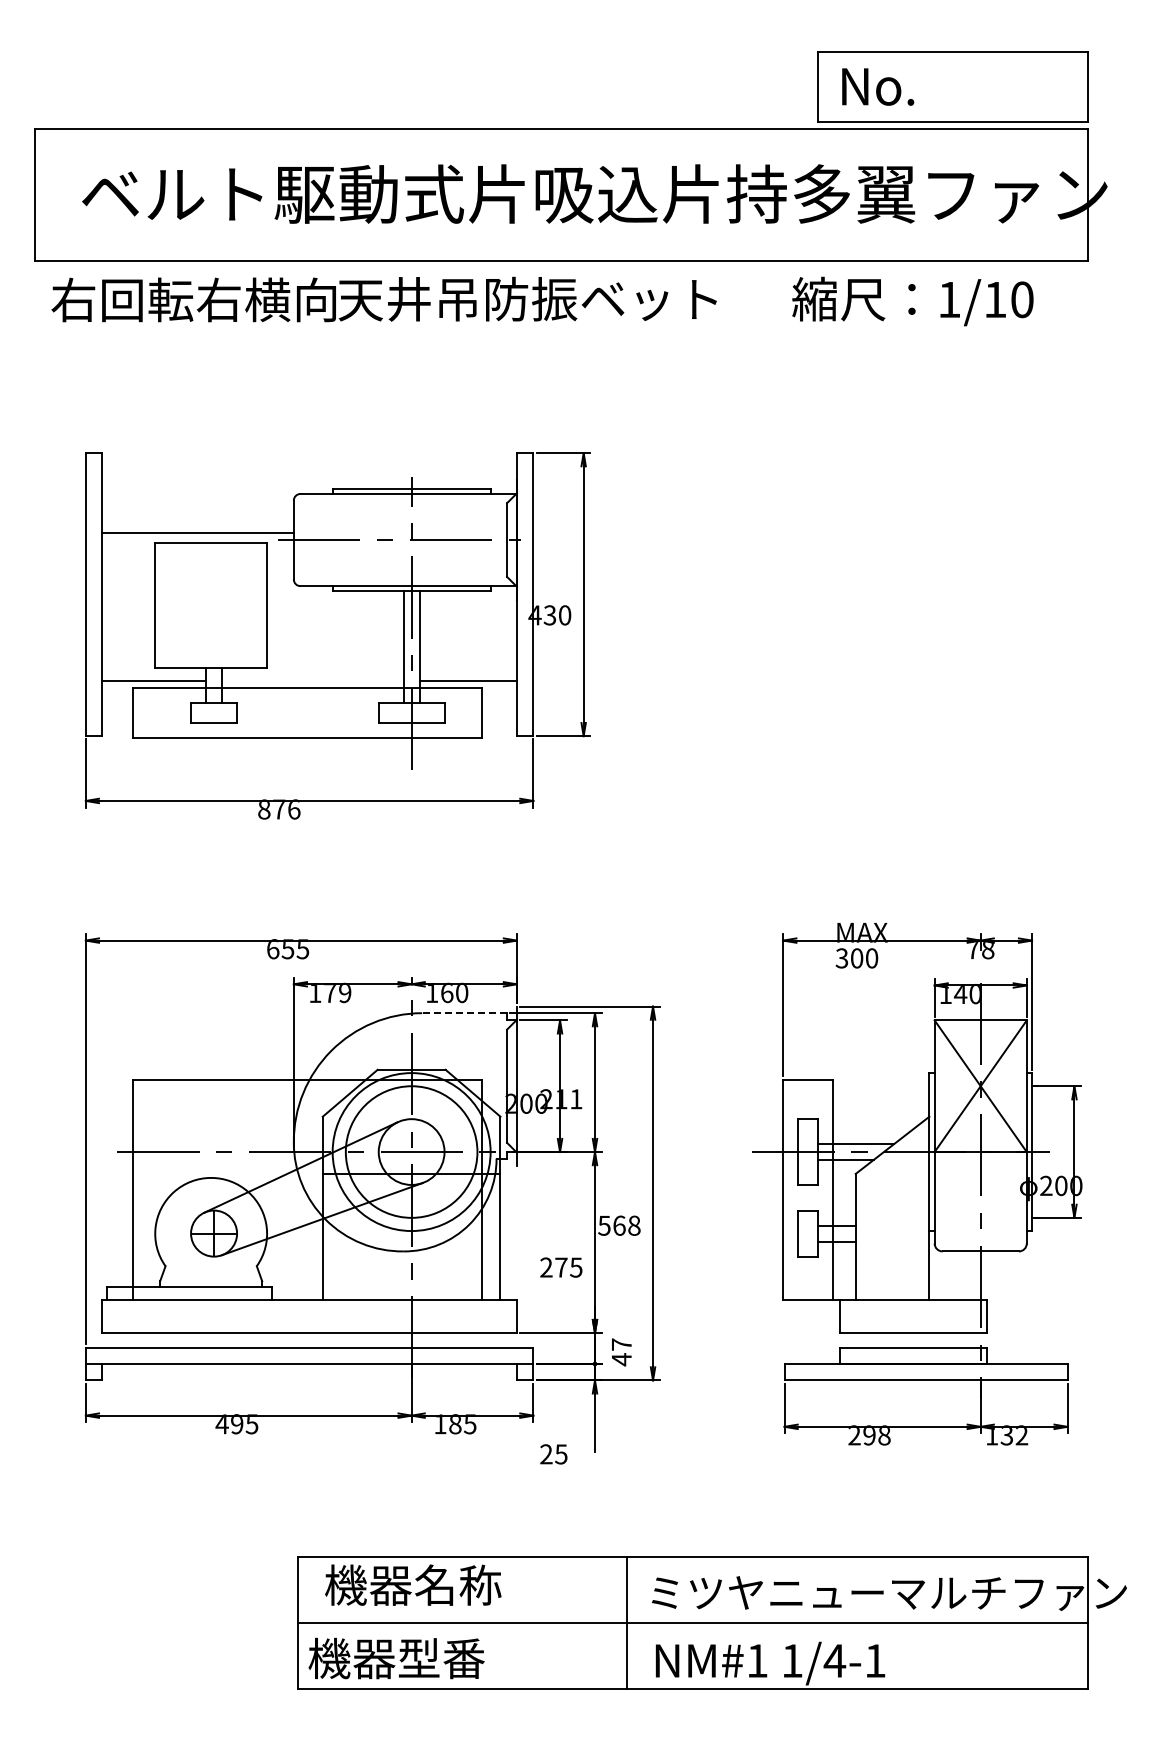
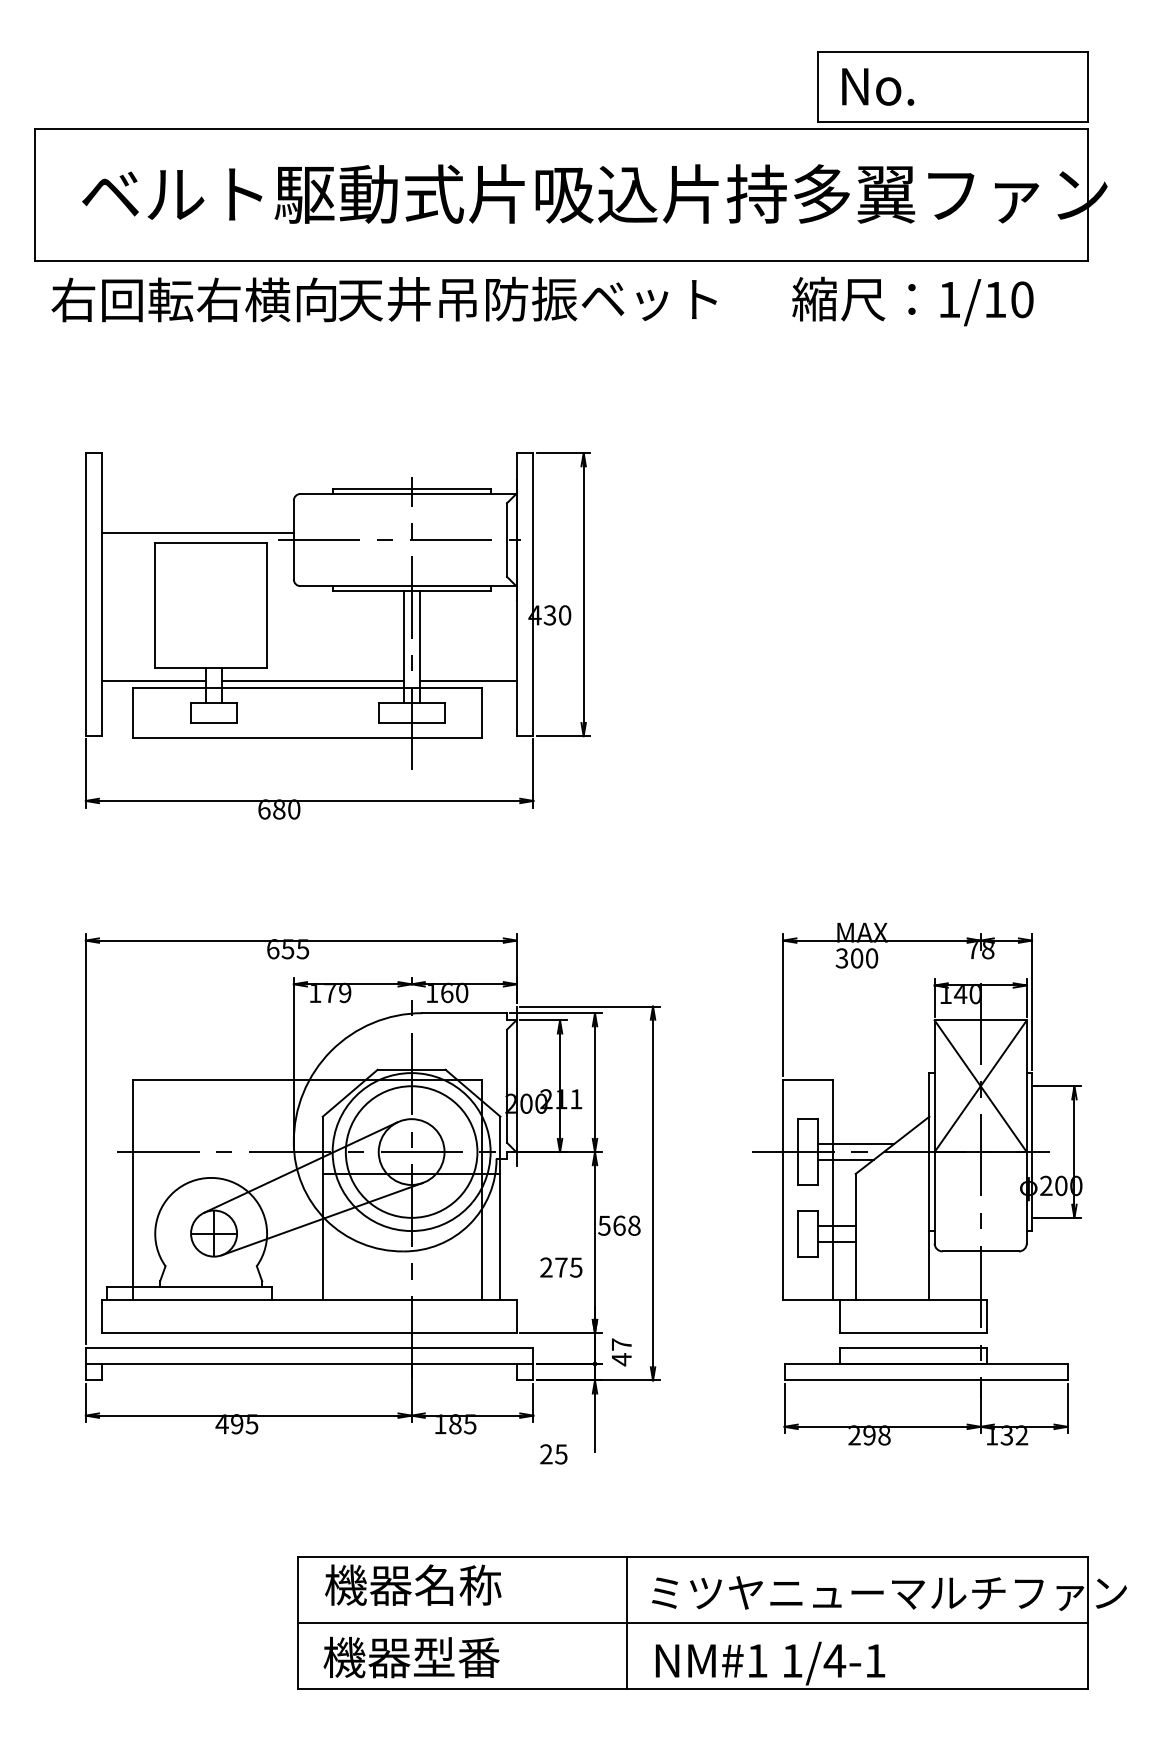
line: none -> present (312, 680)
text: 876 -> 680 (279, 809)
line: dashed -> solid (464, 1013)
text position: (396, 1658) -> (411, 1657) (411, 1657)
